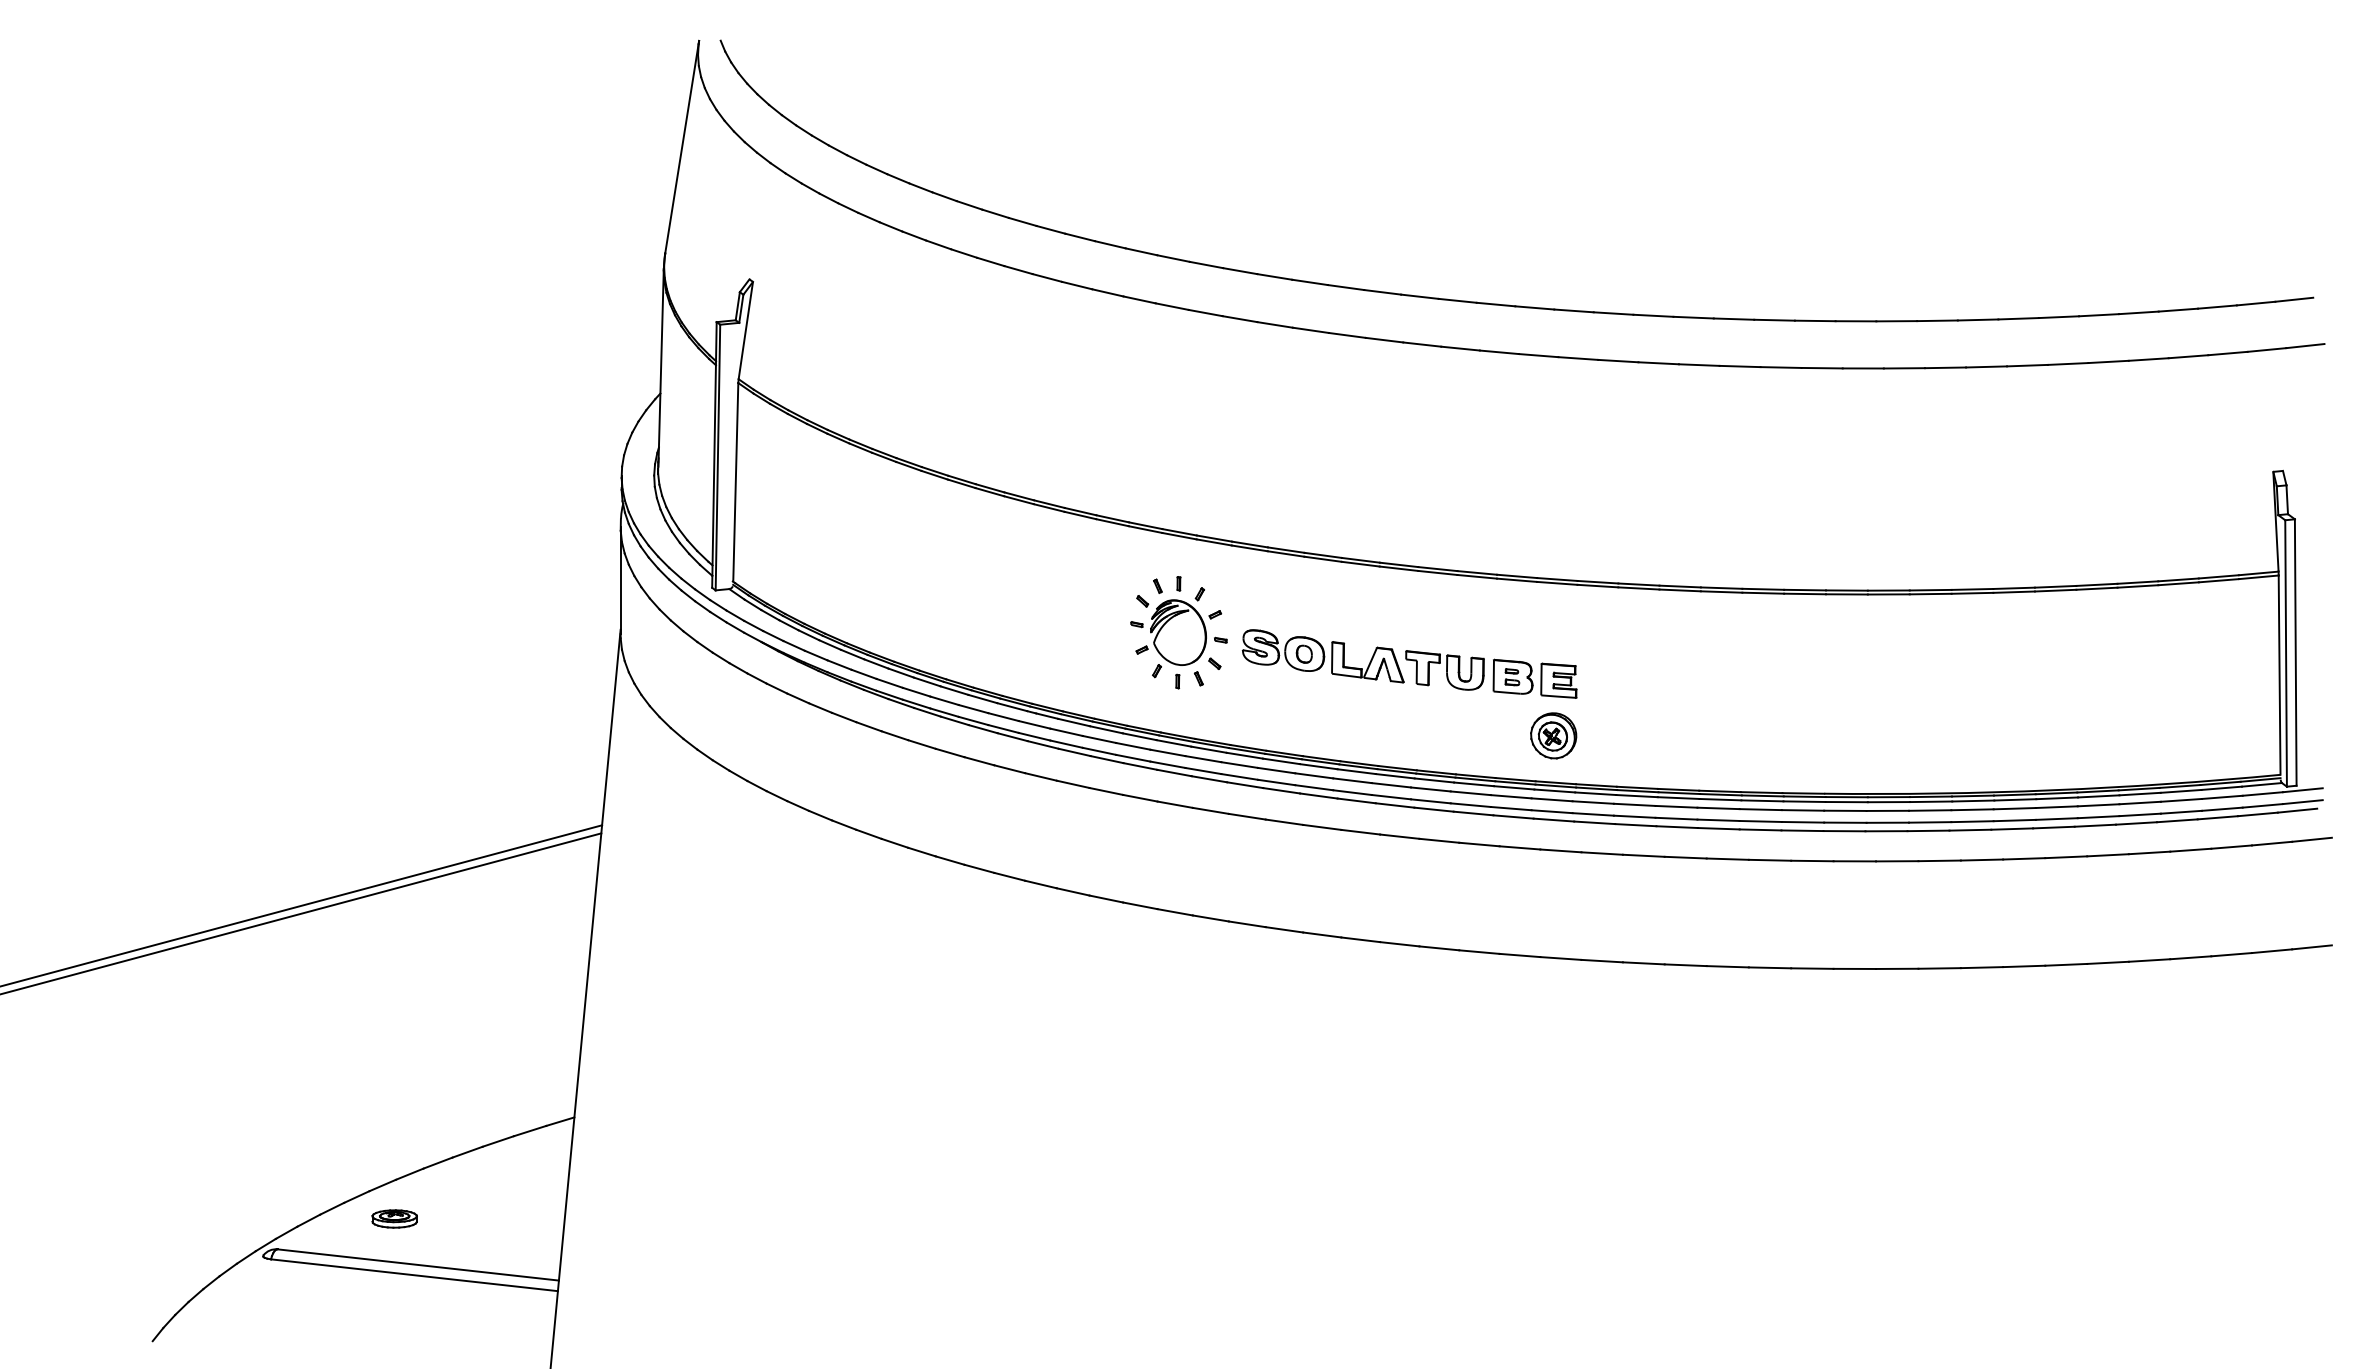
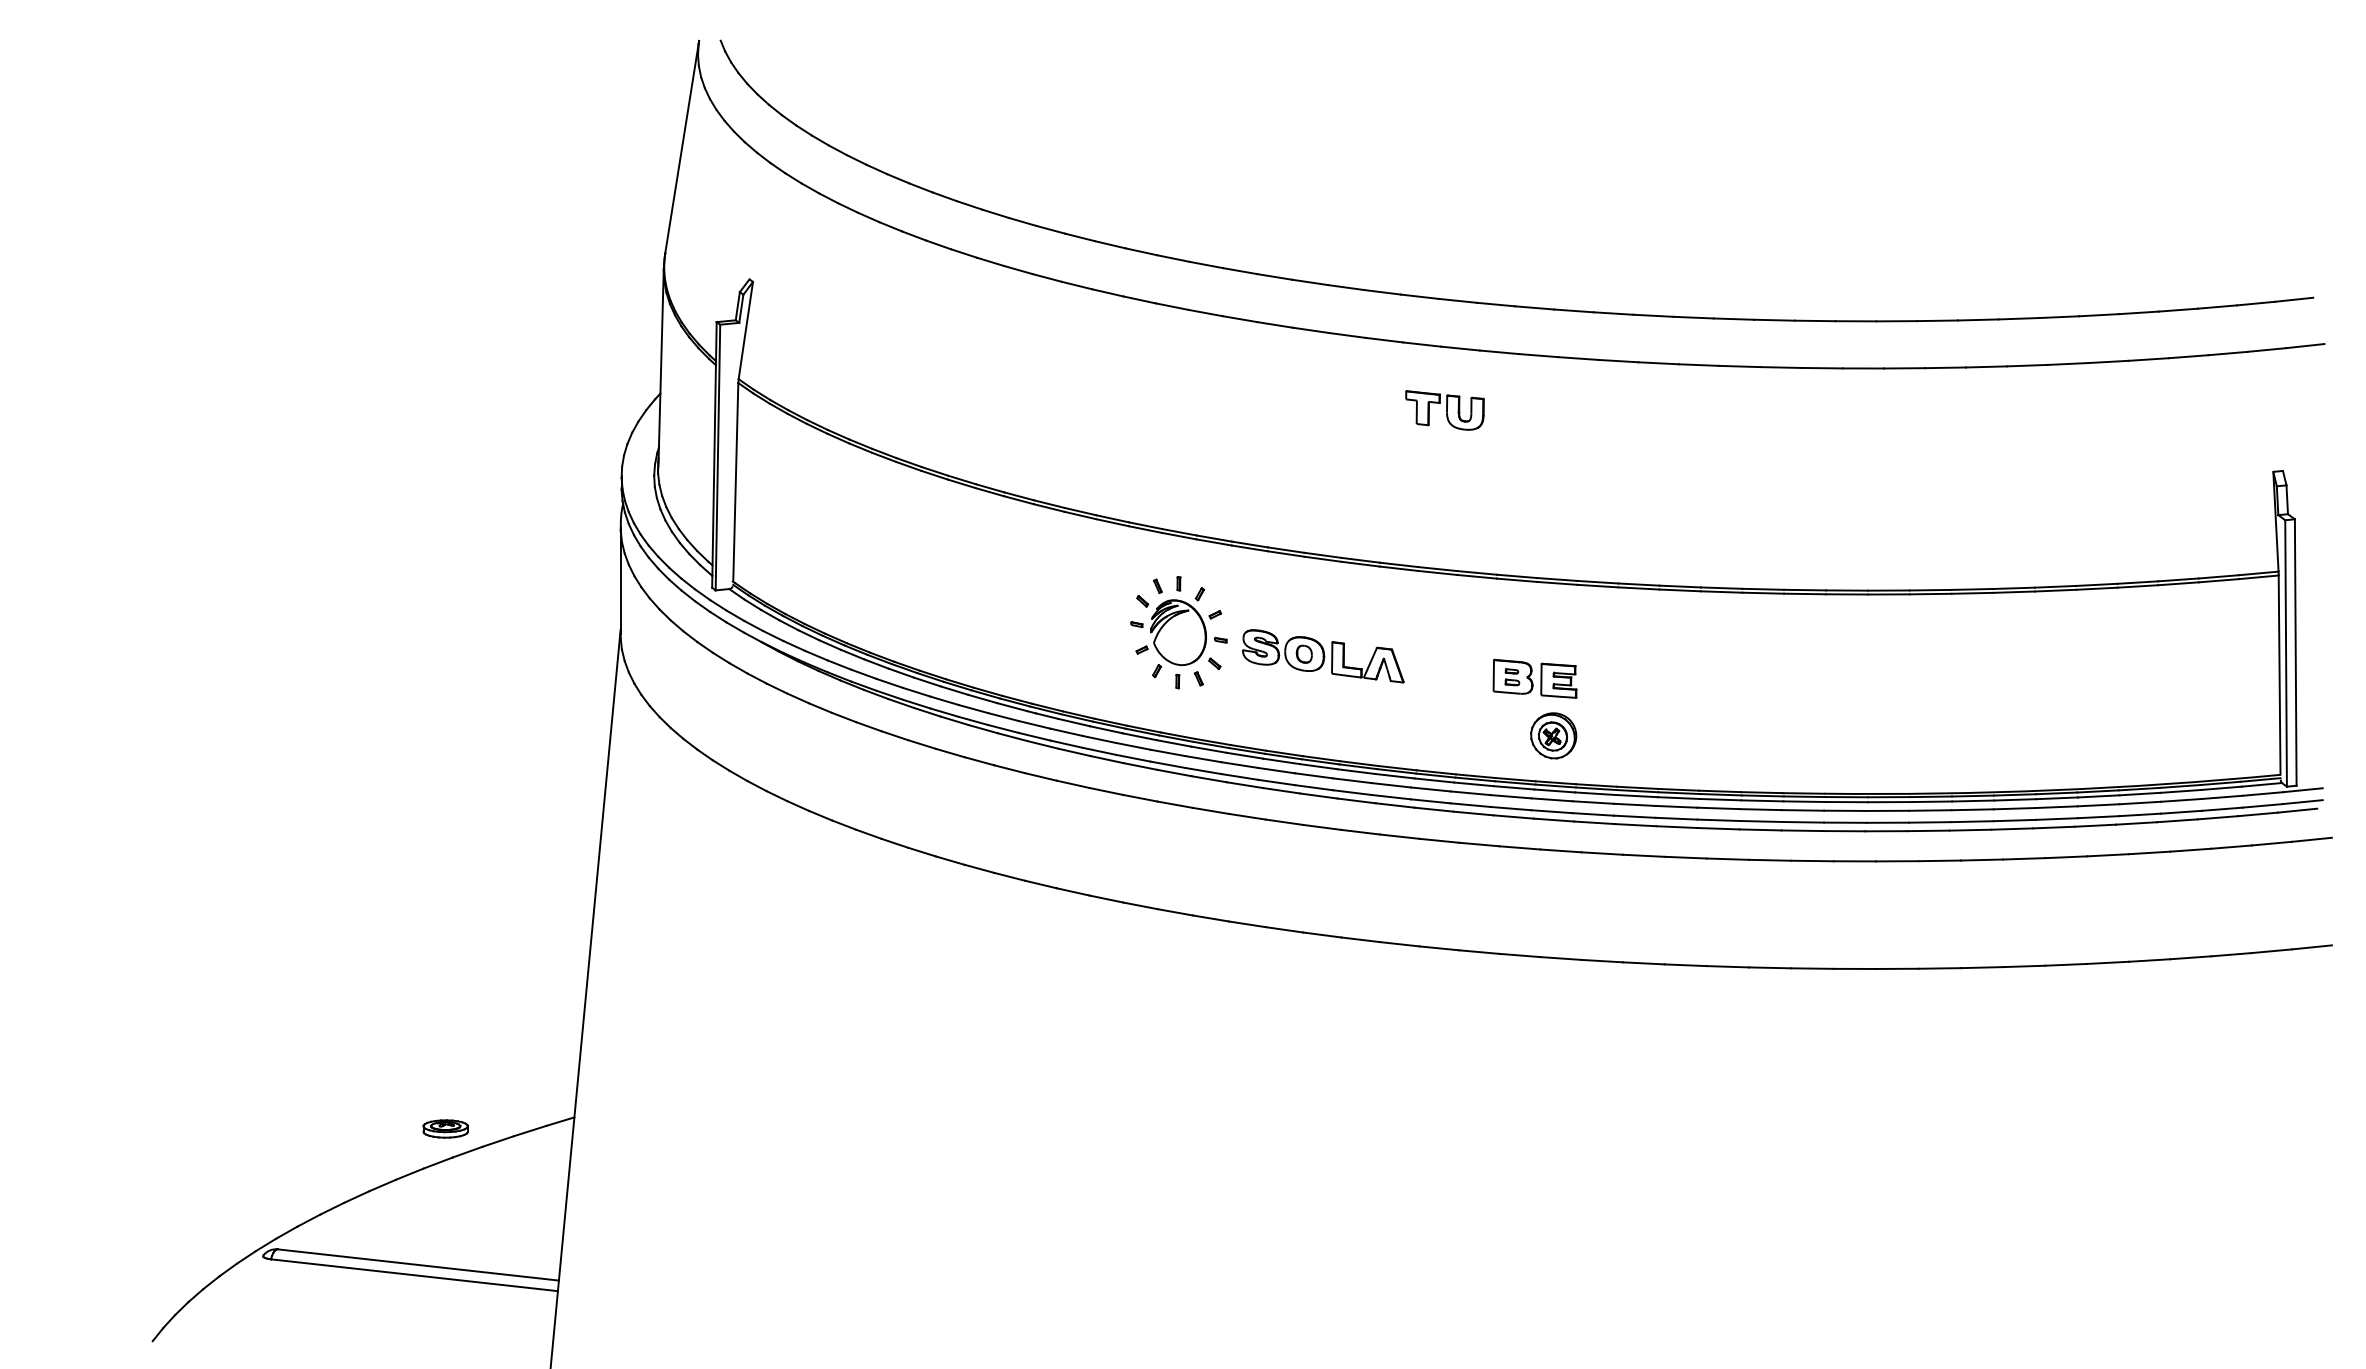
part position: (1444, 670) -> (1444, 410) (1444, 410)
line: present -> none (302, 905)
line: present -> none (301, 913)
part position: (394, 1218) -> (445, 1128) (445, 1128)
